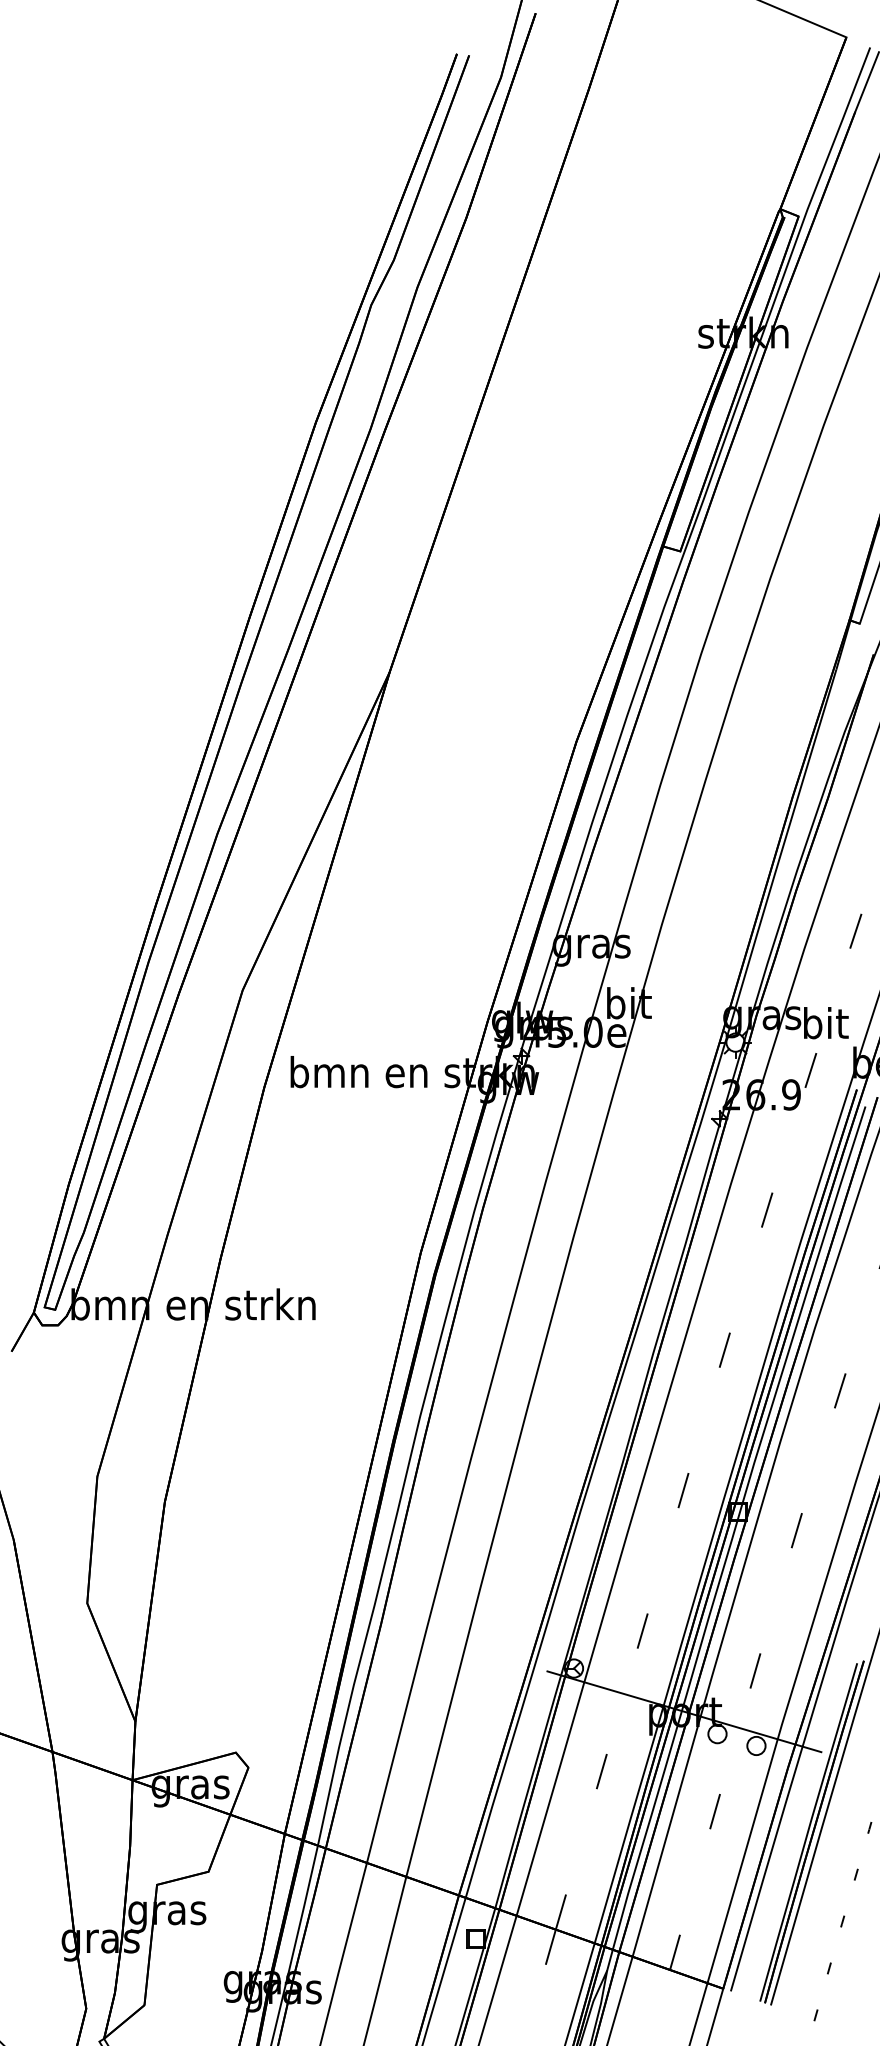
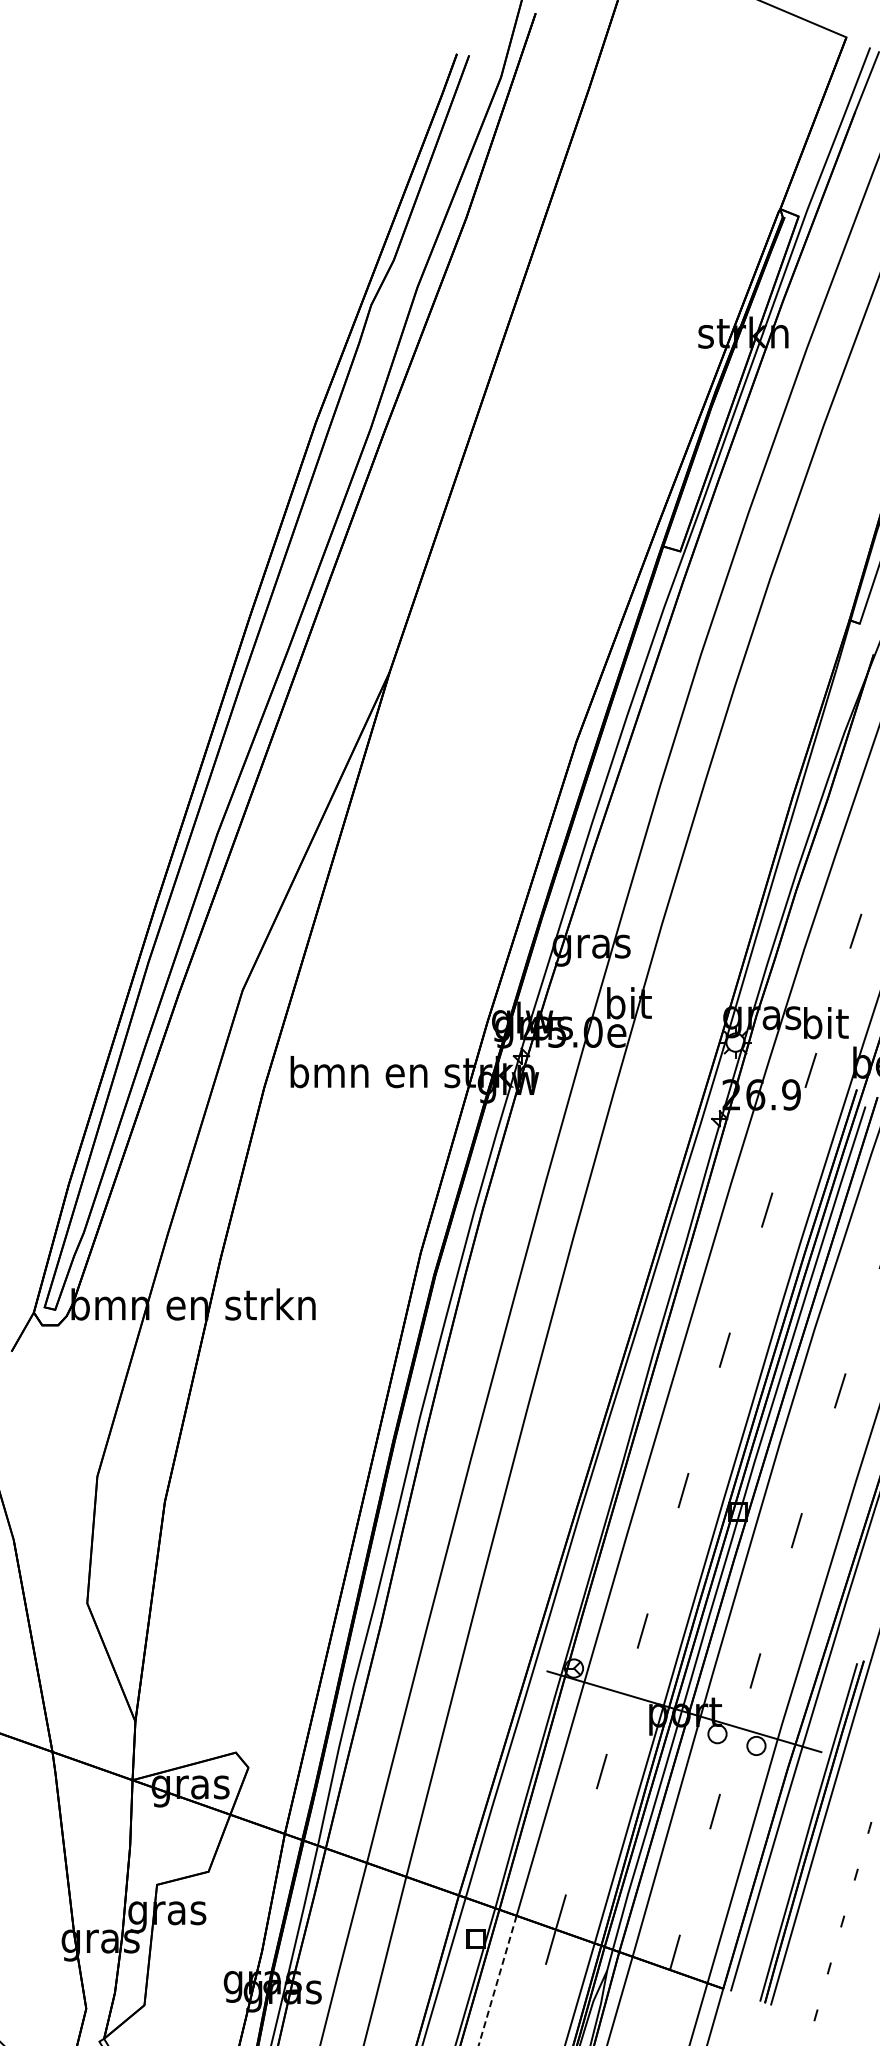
line: solid -> dashed (497, 1980)
